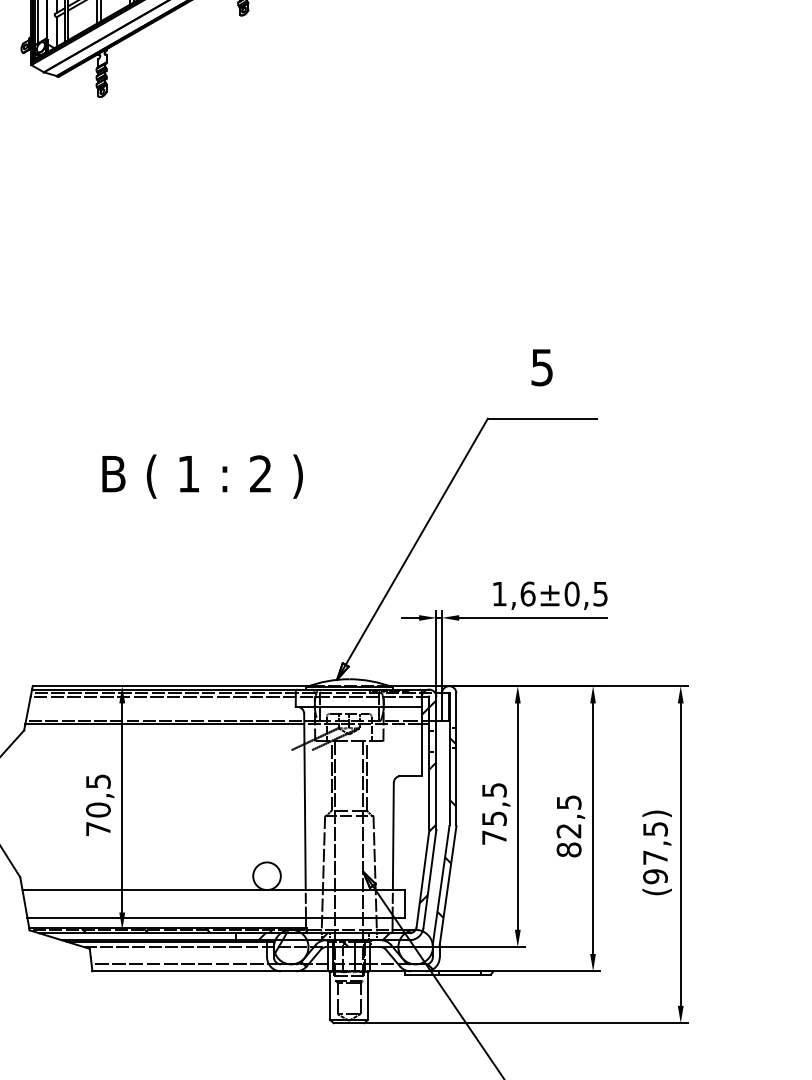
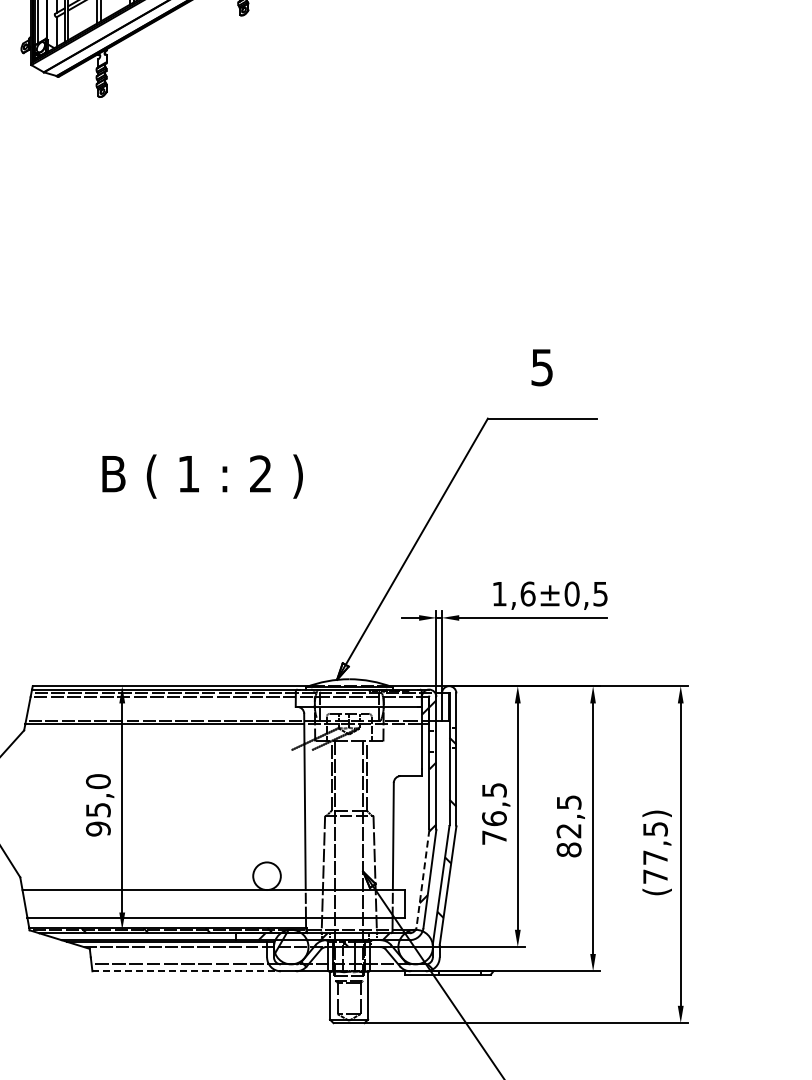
text: 70,5 -> 95,0 (98, 805)
text: 75,5 -> 76,5 (494, 818)
text: (97,5) -> (77,5) (655, 876)
line: solid -> dashed (422, 878)
line: solid -> dashed (187, 971)
